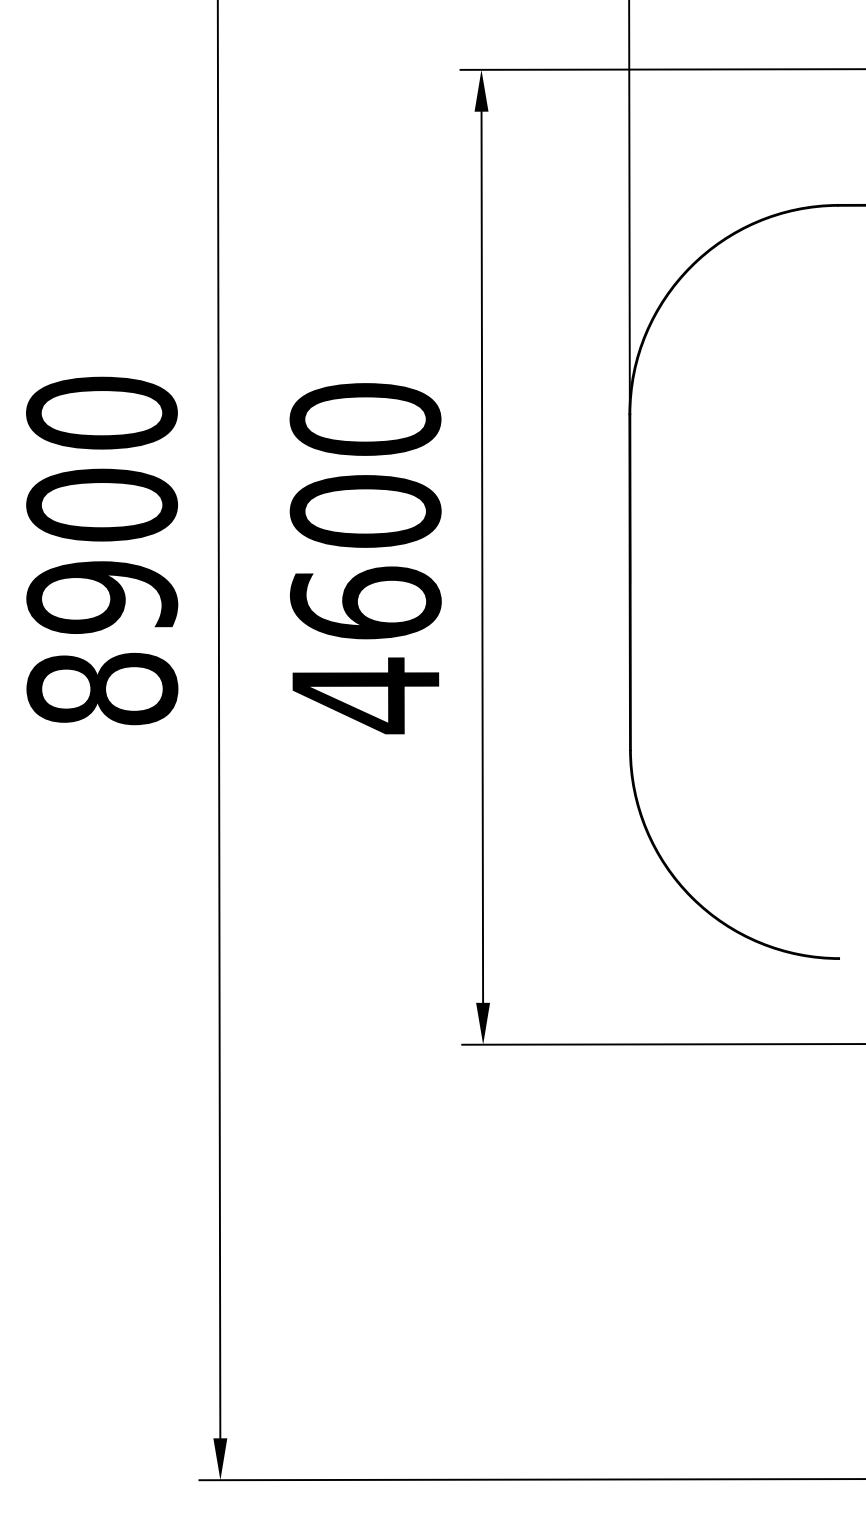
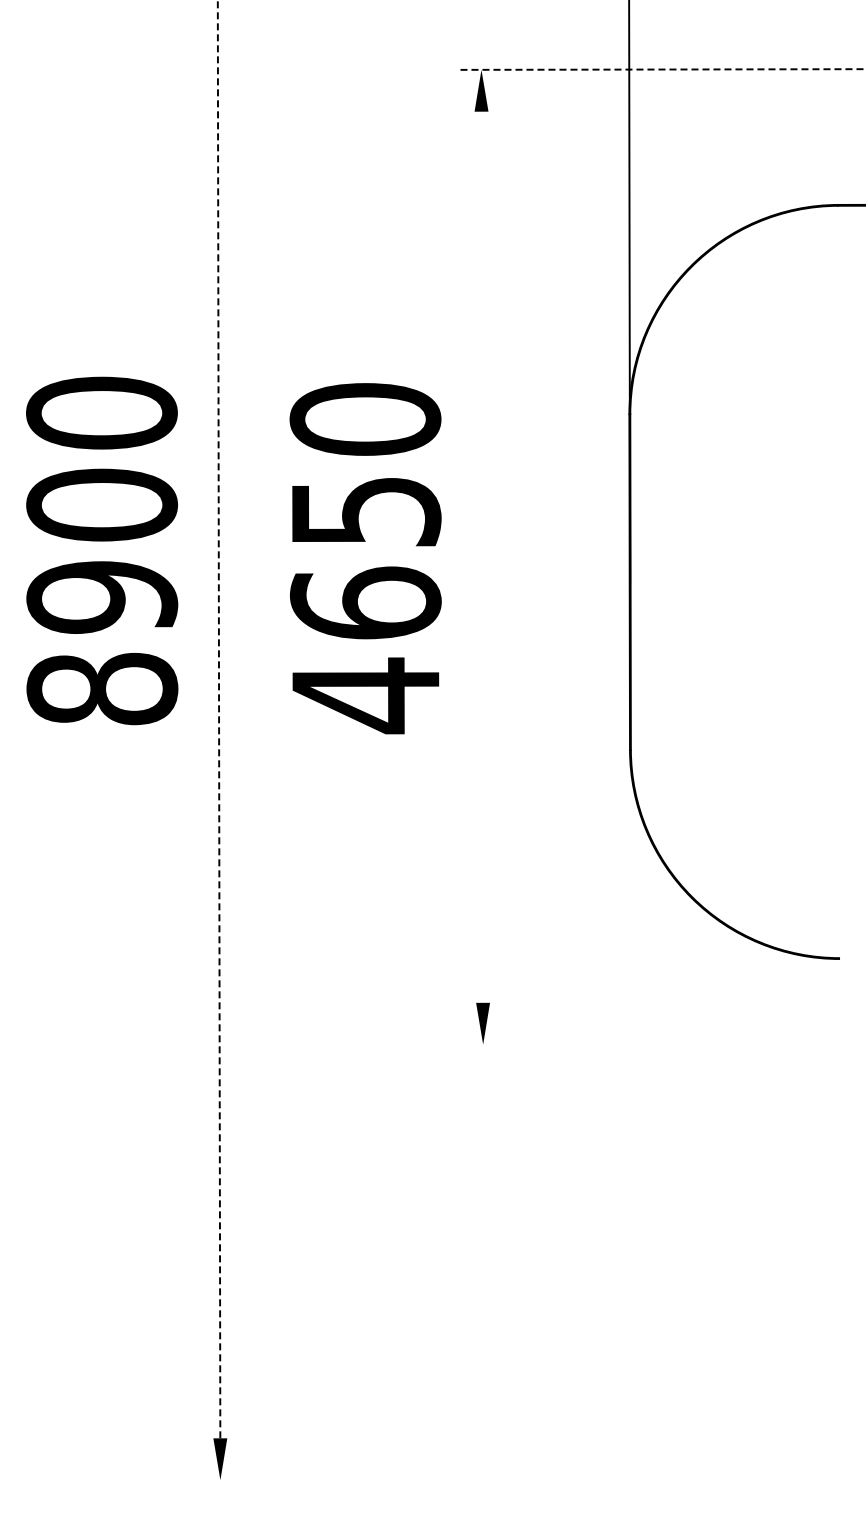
line: solid -> dashed (662, 69)
text: 4600 -> 4650 (365, 511)
line: present -> none (482, 556)
line: solid -> dashed (219, 719)
line: present -> none (662, 1044)
line: present -> none (530, 1479)
